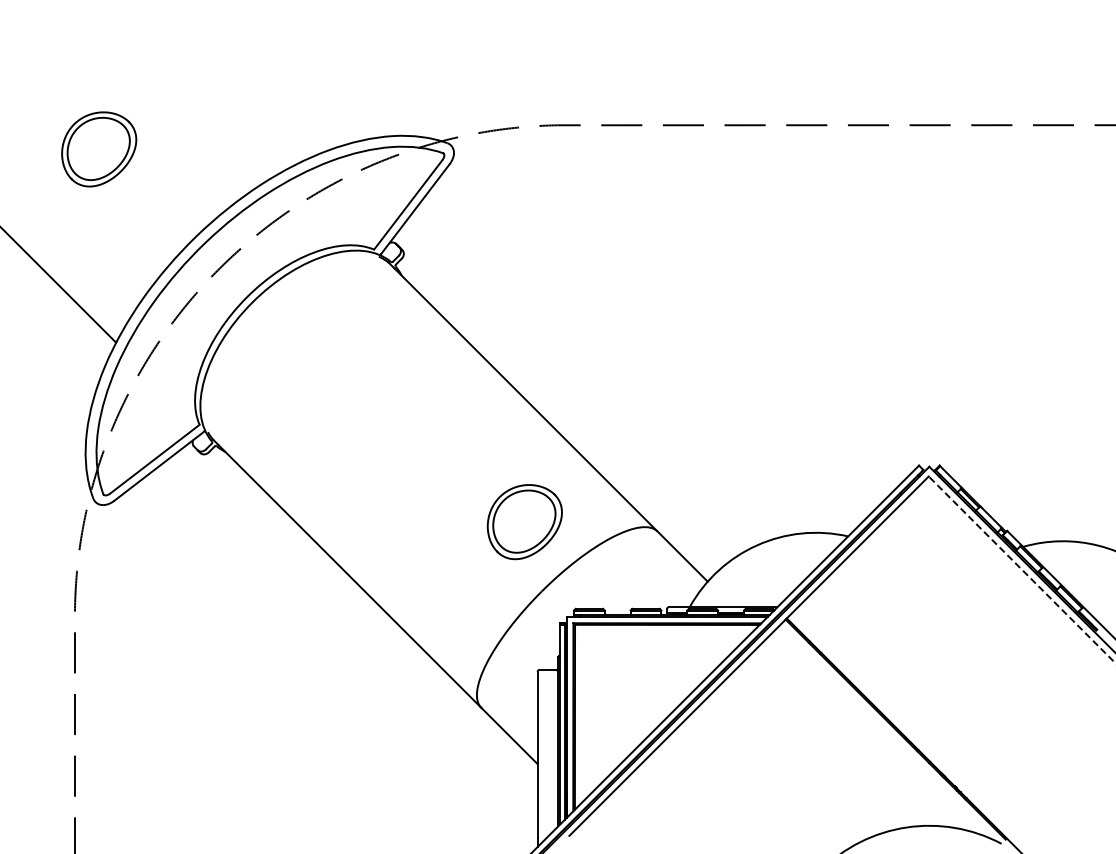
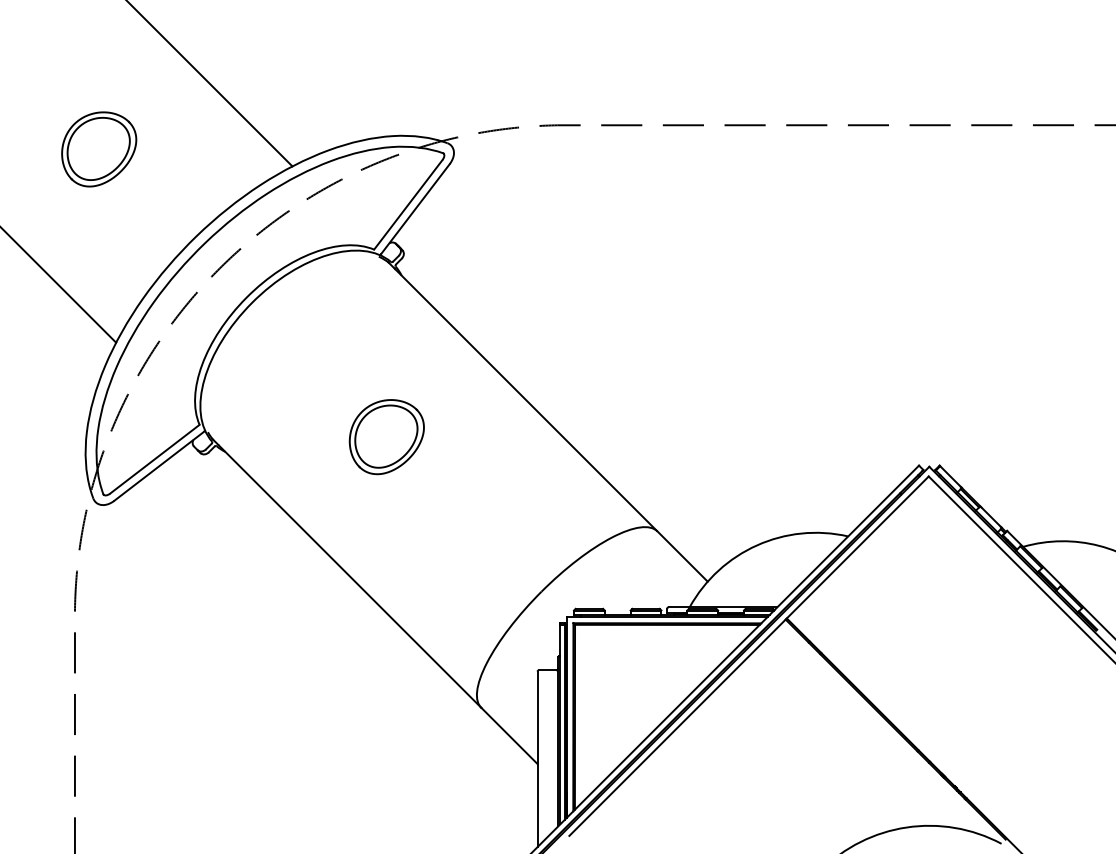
line: none -> present (210, 84)
part position: (524, 522) -> (386, 437) (386, 437)
line: dashed -> solid (1022, 569)
